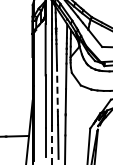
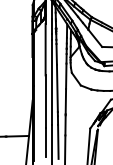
line: dashed -> solid (57, 88)
line: dashed -> solid (52, 144)
